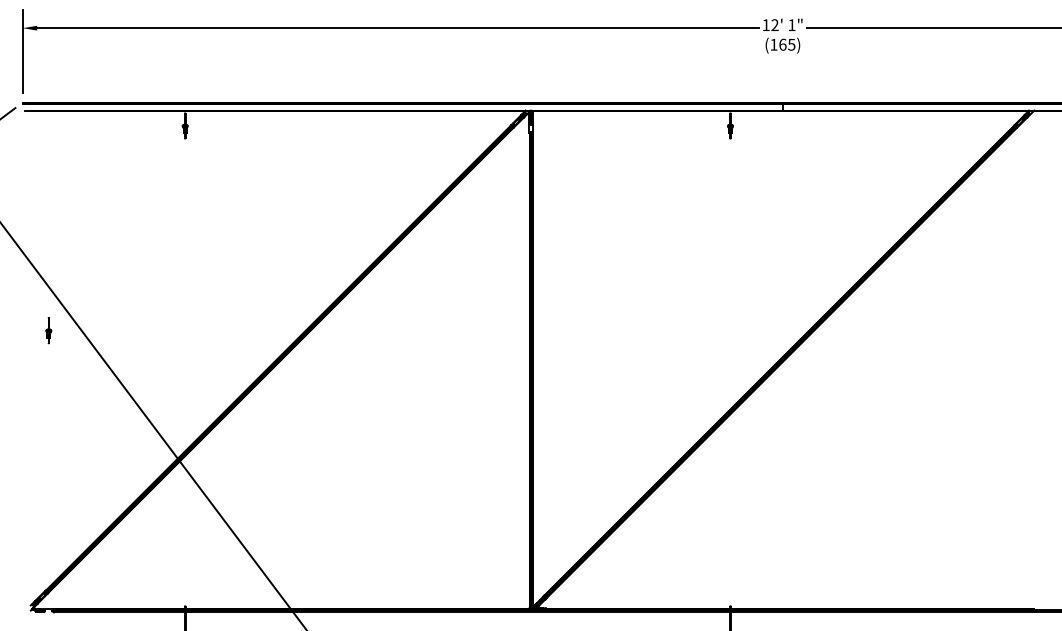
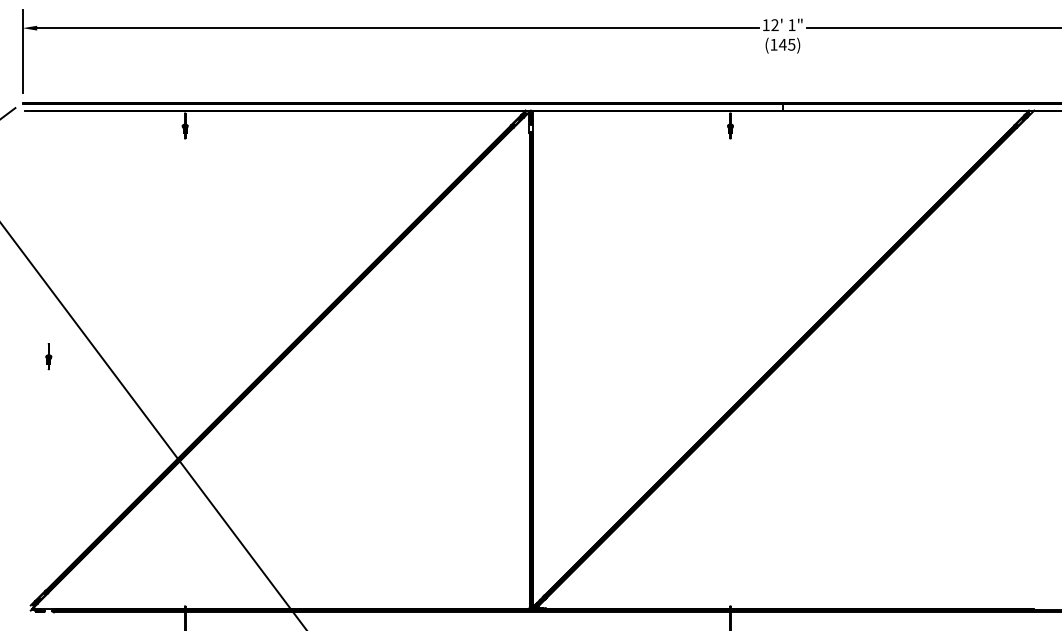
text: (165) -> (145) (782, 44)
part position: (48, 330) -> (48, 356) (48, 356)
